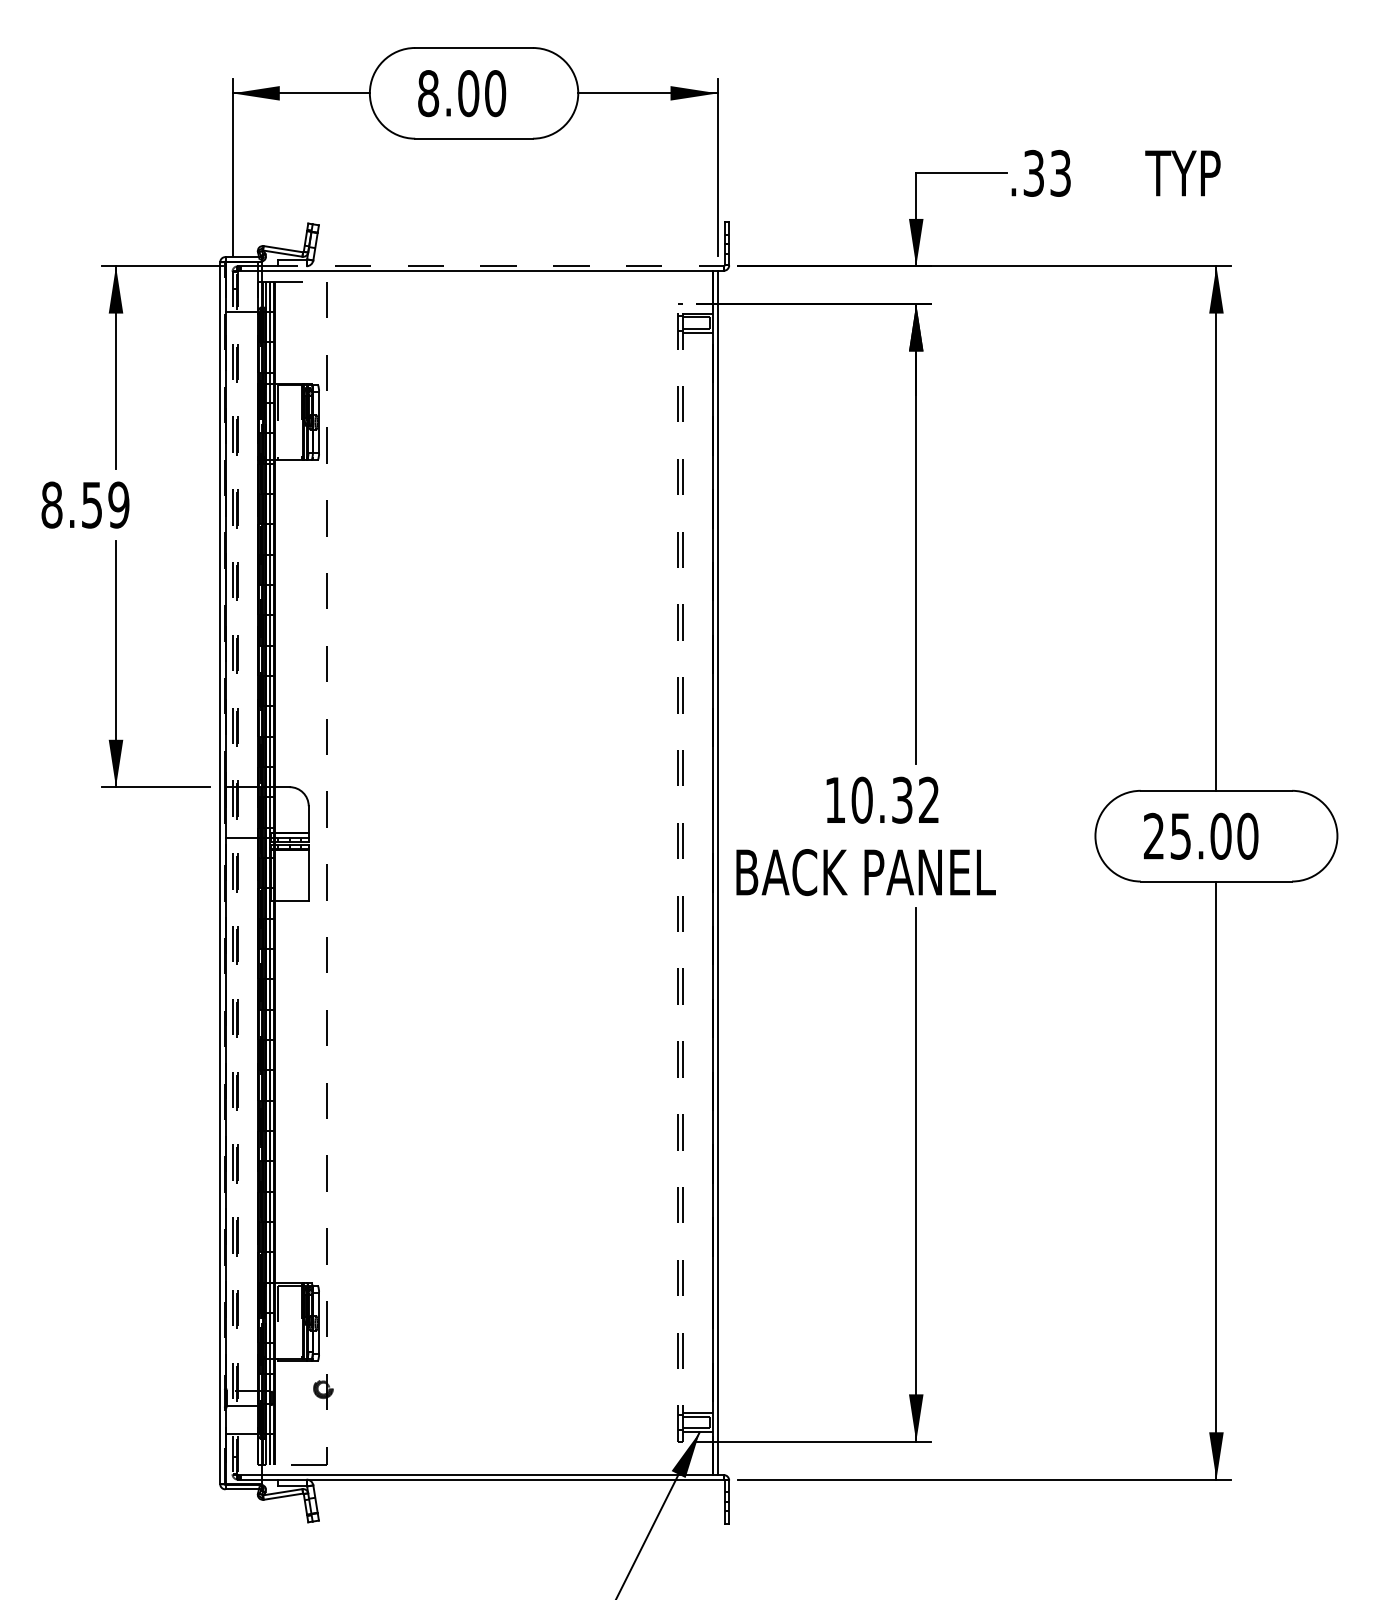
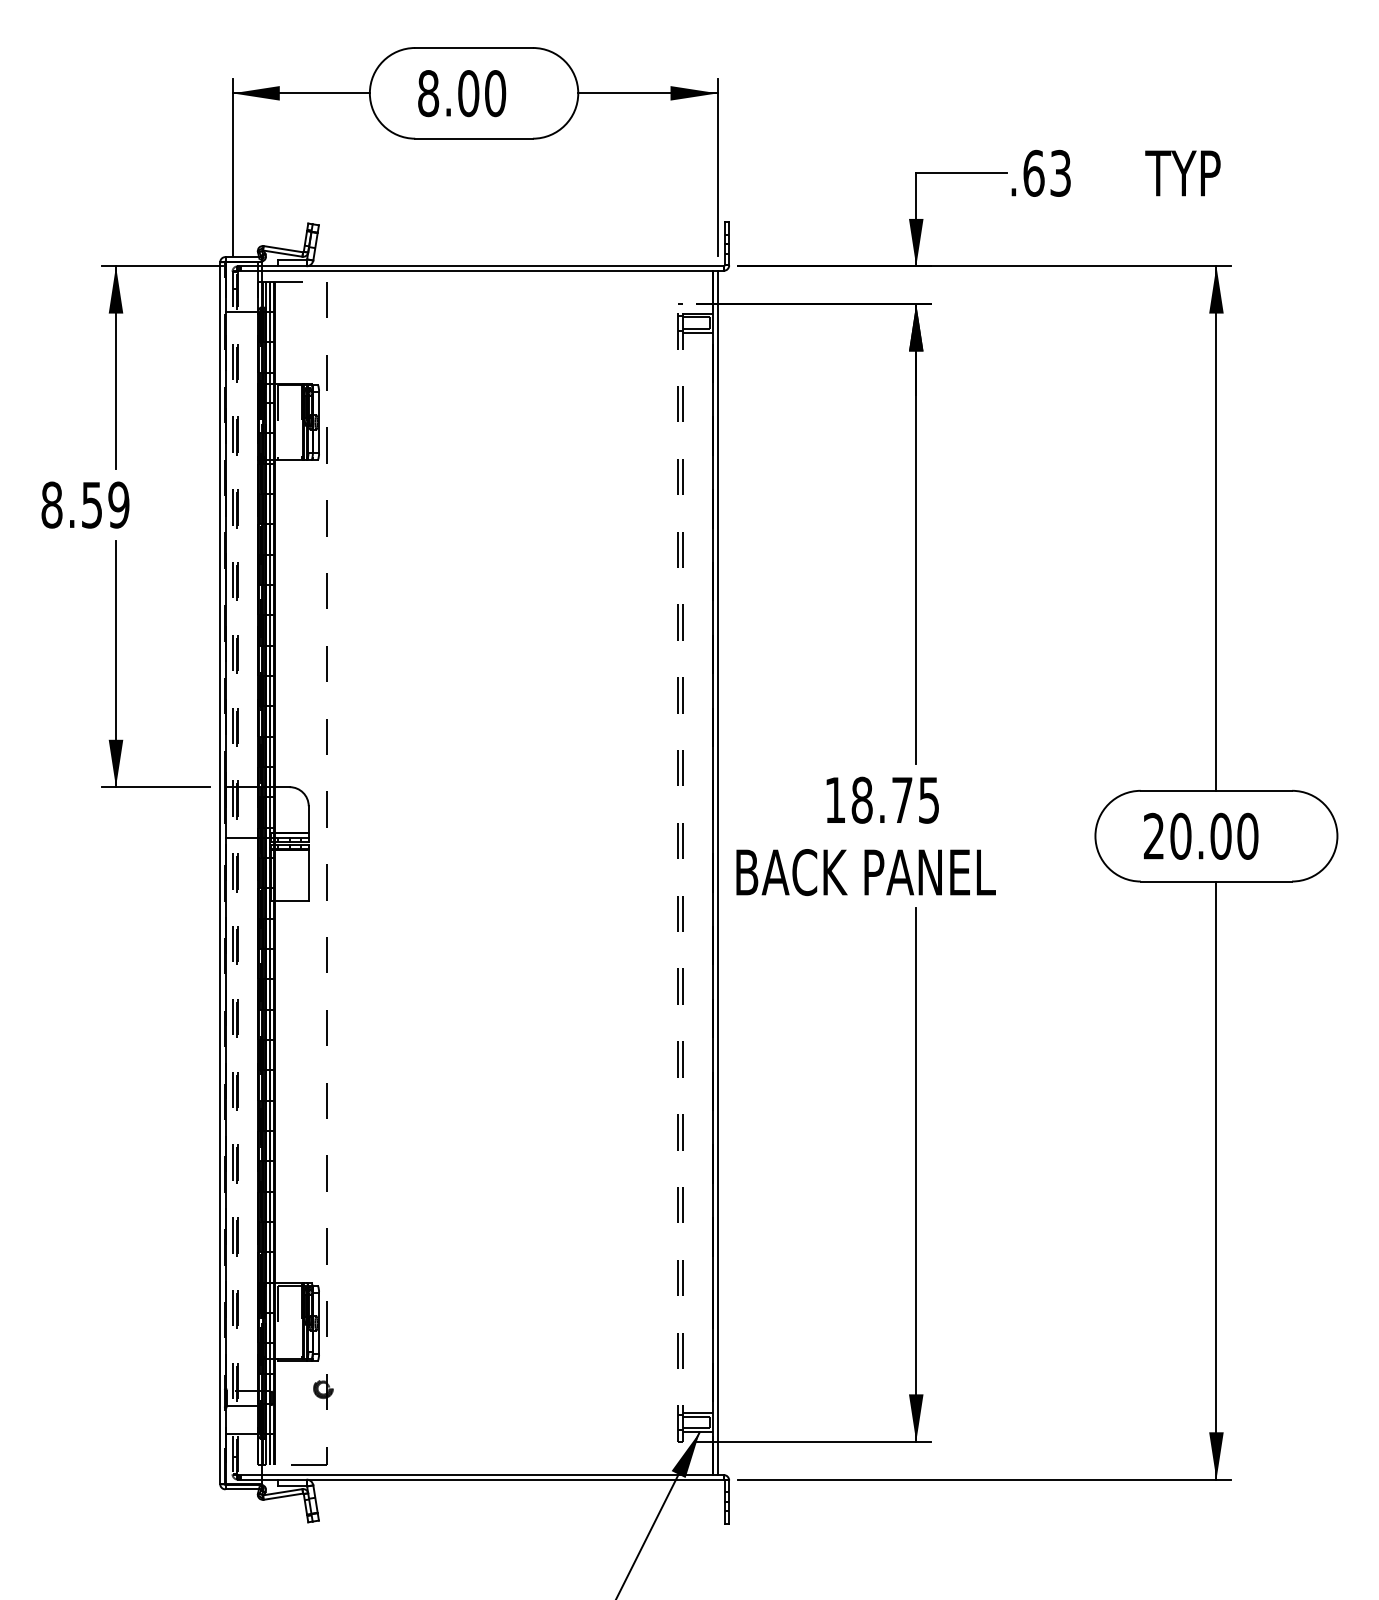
text: .33 -> .63 (1033, 172)
line: dashed -> solid (492, 266)
text: 10.32 -> 18.75 (894, 799)
text: 25.00 -> 20.00 (1180, 835)
